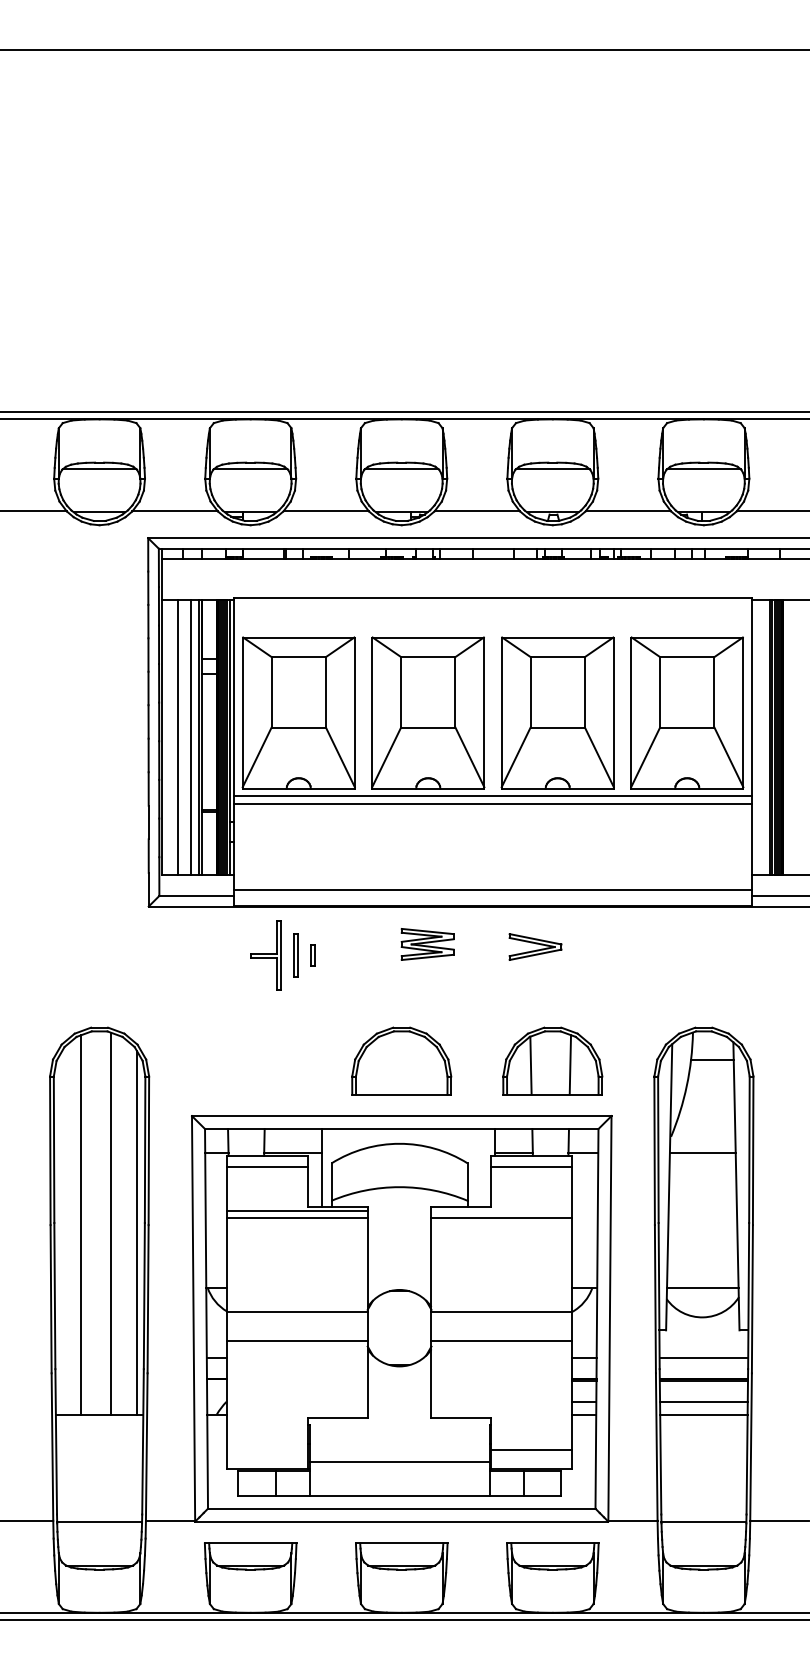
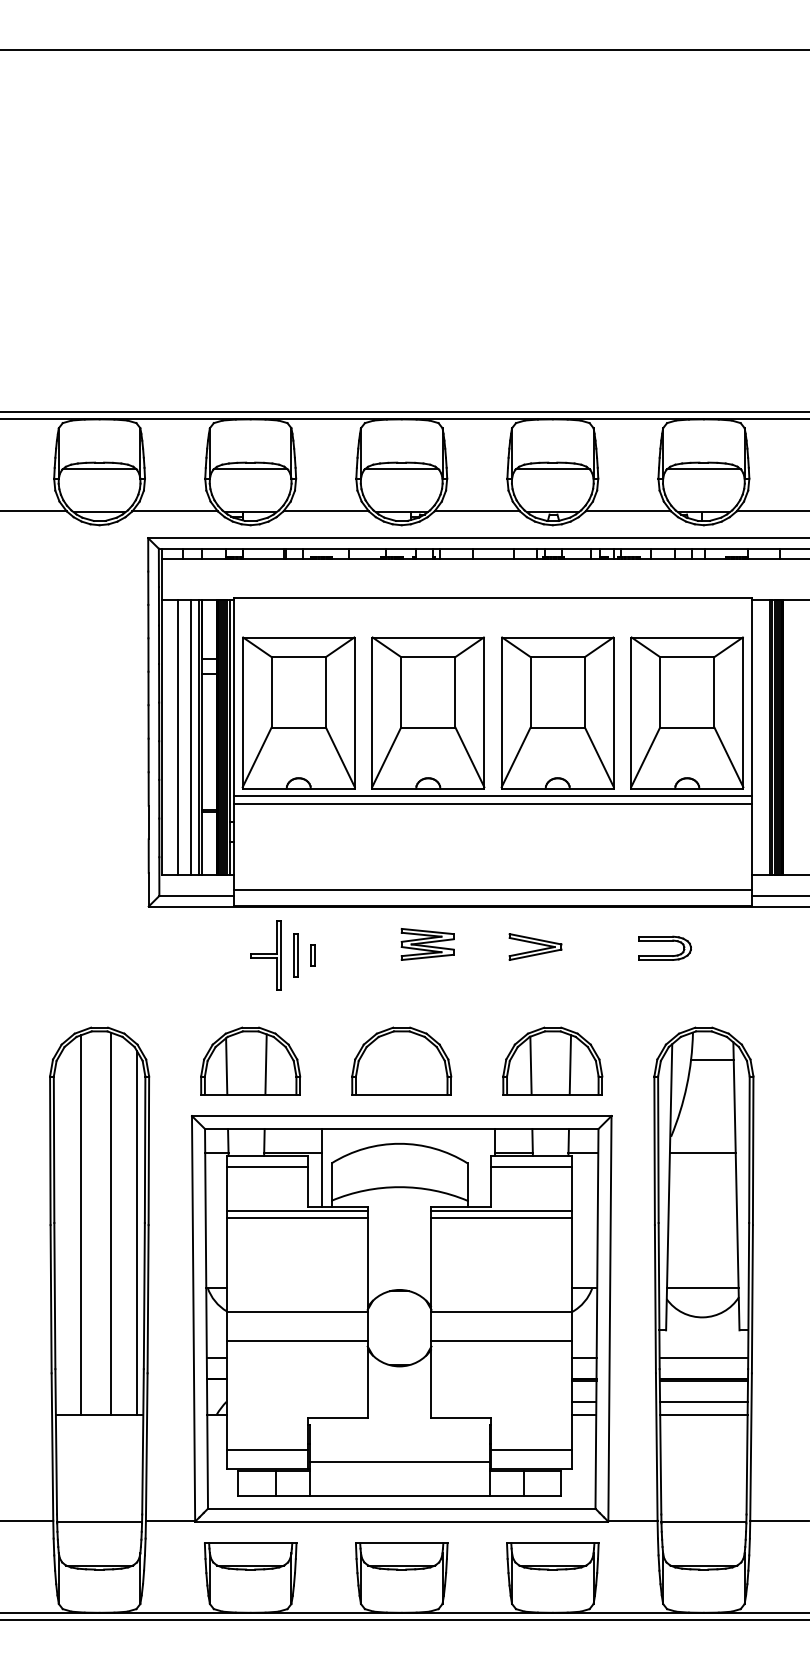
part: none -> present (664, 947)
part: none -> present (250, 1060)
line: none -> present (501, 1210)
line: none -> present (267, 1449)
